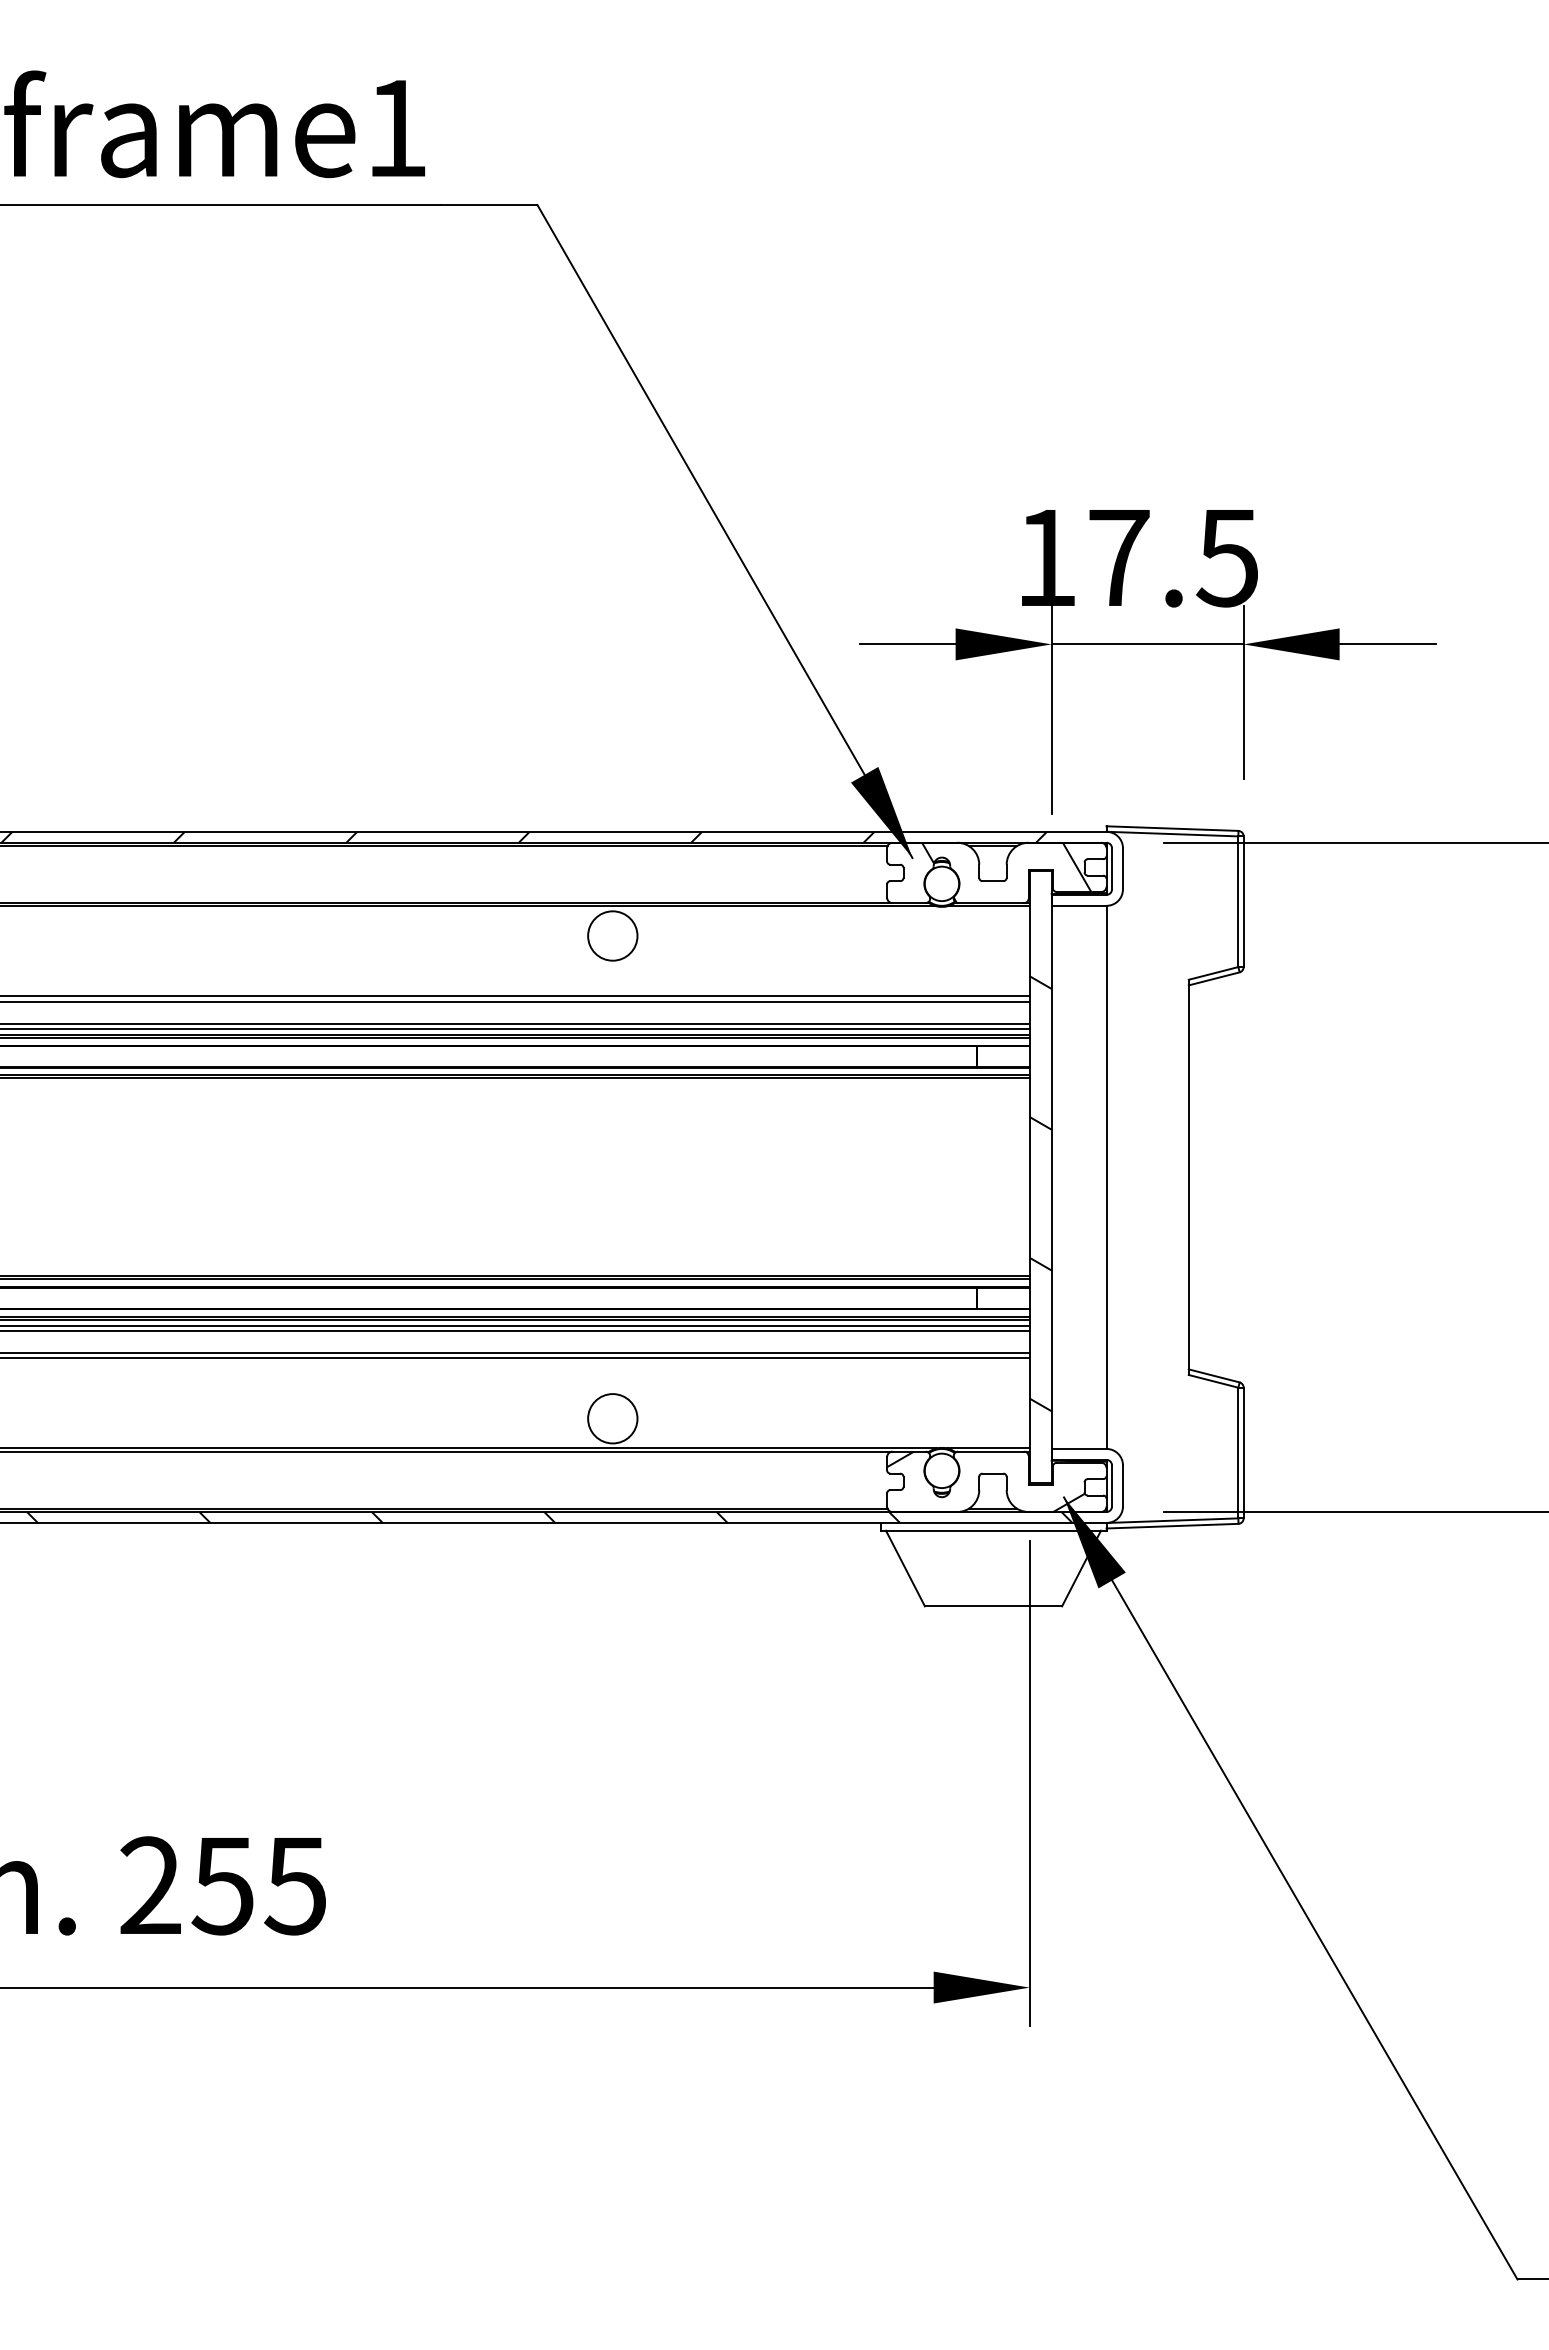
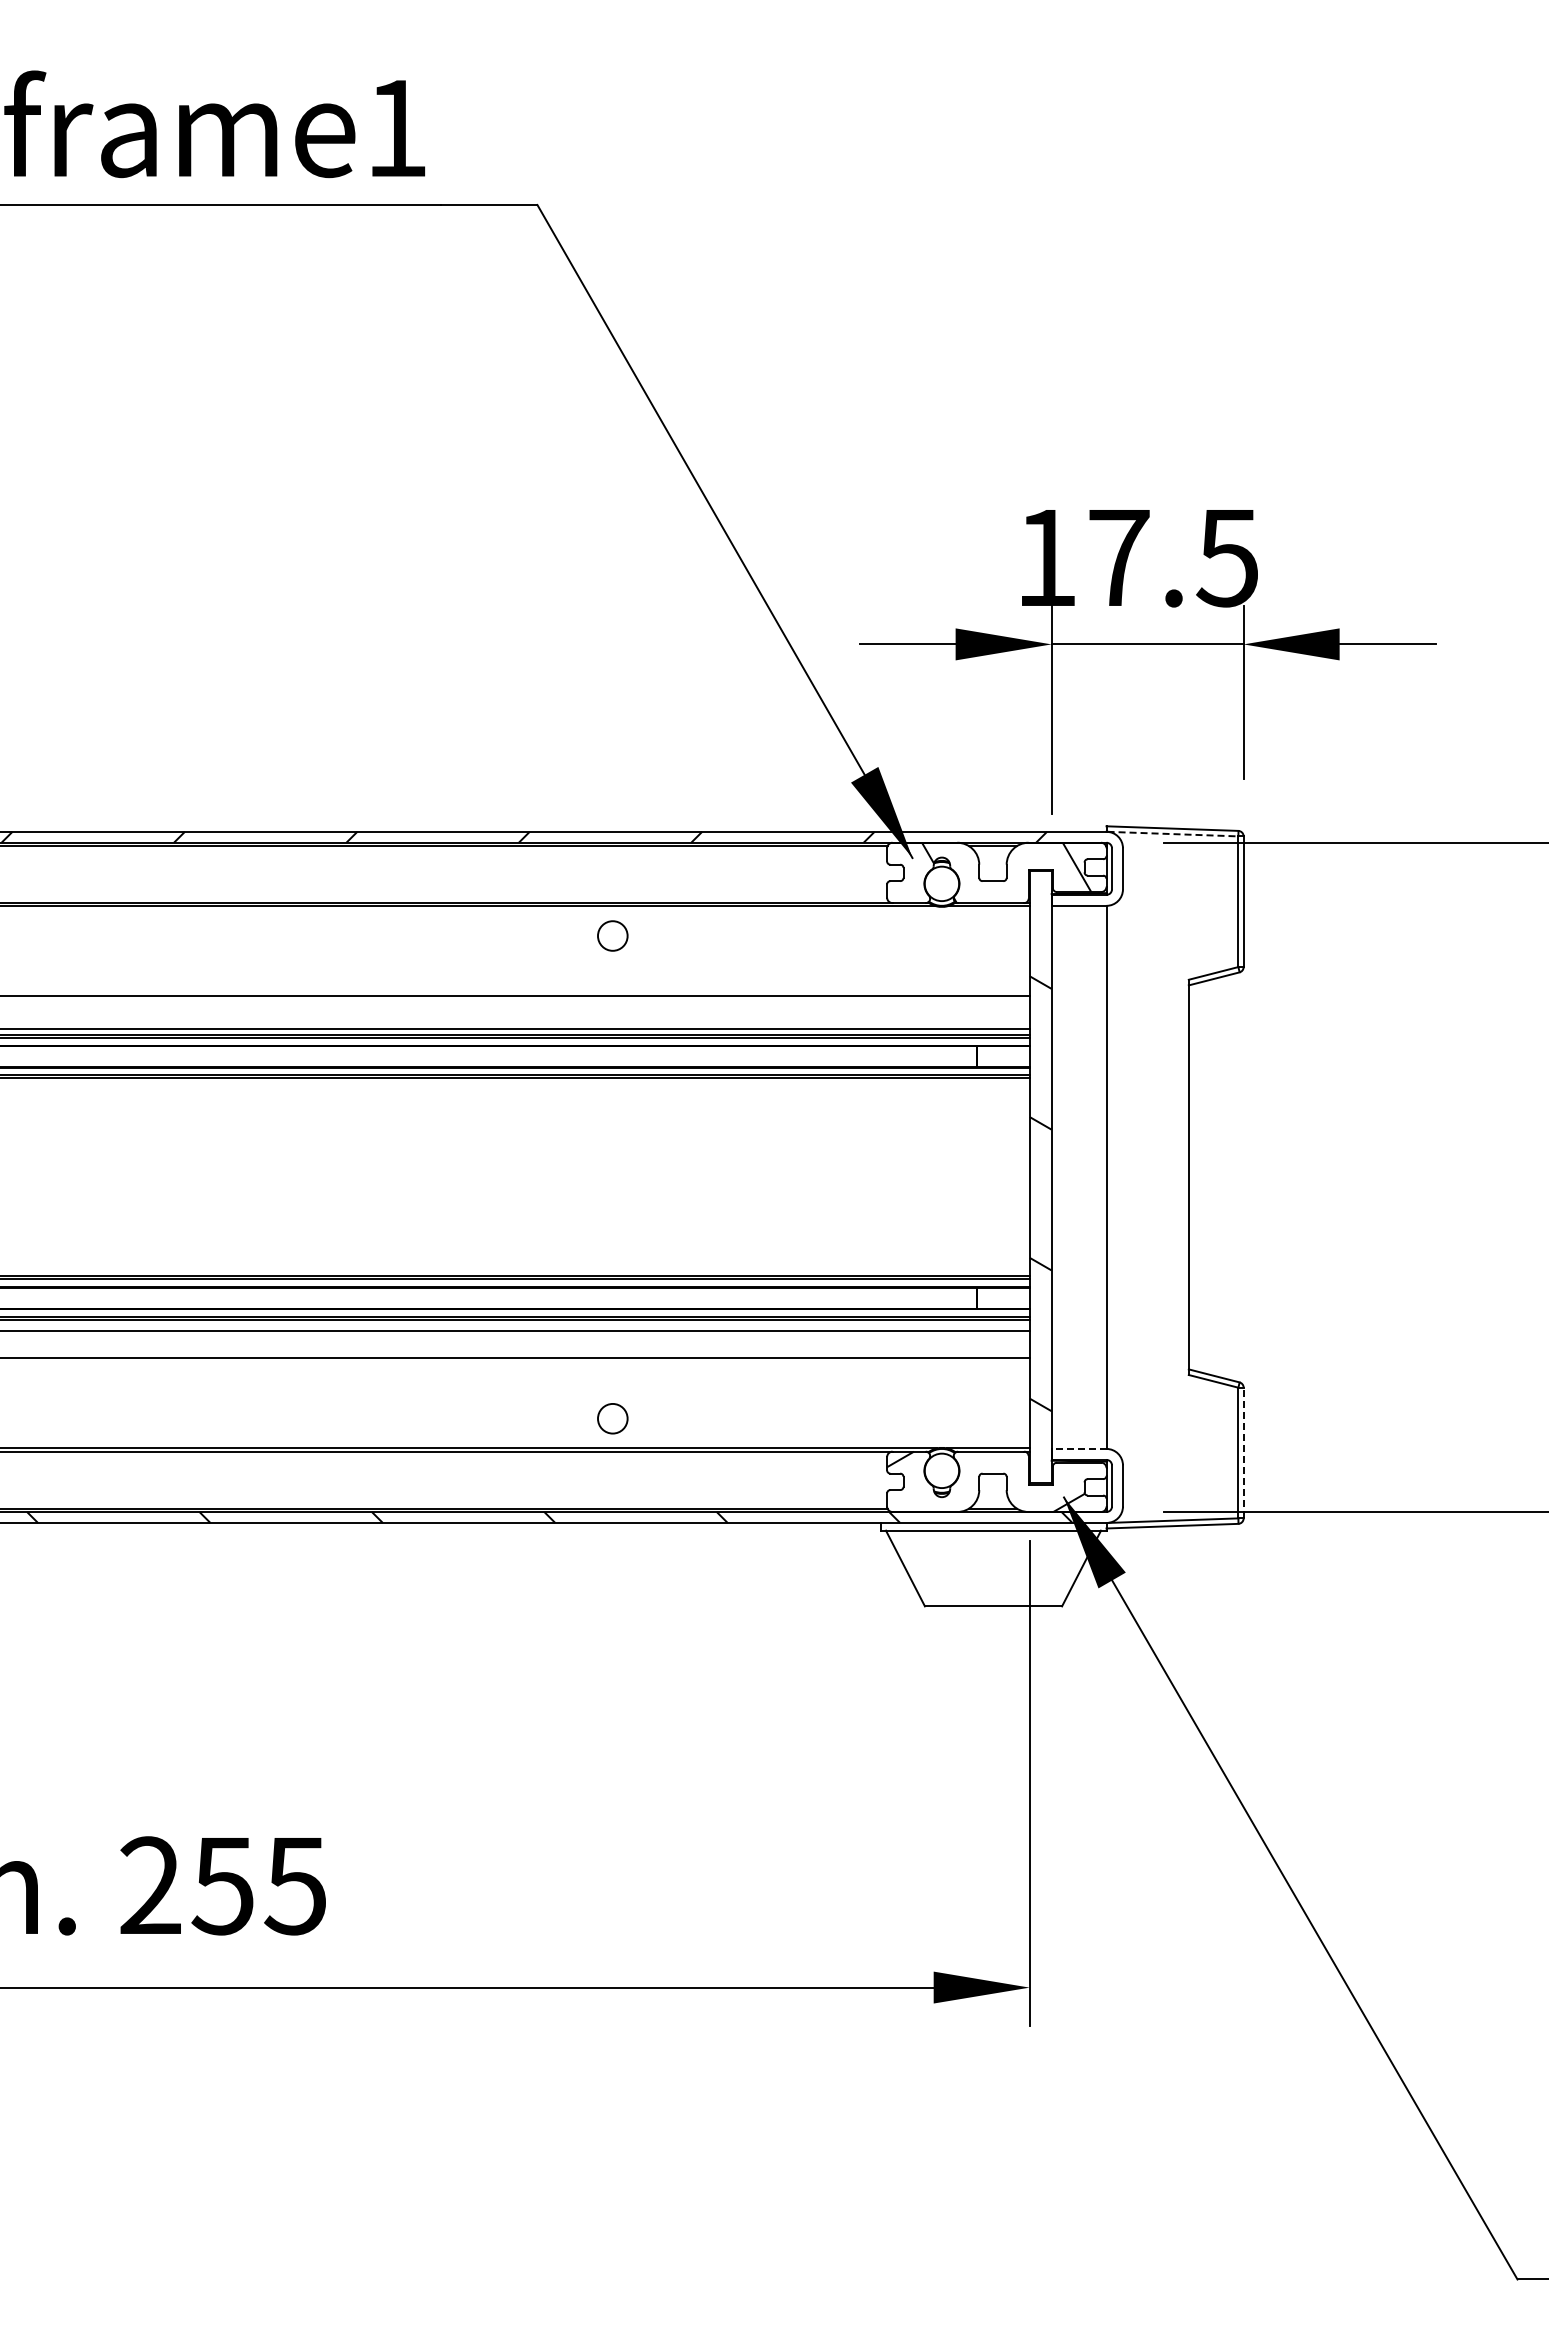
line: solid -> dashed (1173, 834)
circle diameter: 49 px -> 30 px (612, 935)
line: present -> none (515, 1001)
line: present -> none (515, 1023)
line: present -> none (515, 1325)
line: present -> none (515, 1352)
circle diameter: 49 px -> 30 px (612, 1418)
line: solid -> dashed (1078, 1448)
line: solid -> dashed (1243, 1452)
